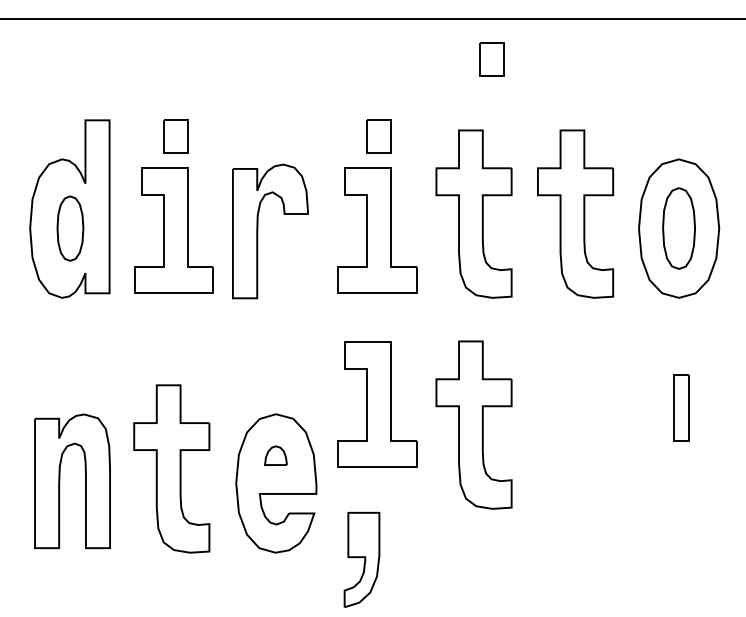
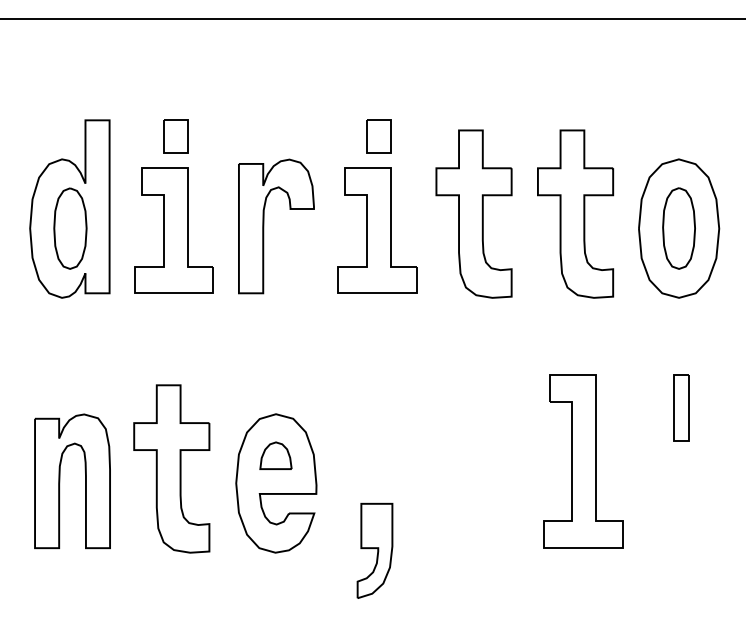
part: present -> none (491, 59)
part size: 29x67 px -> 35x83 px (70, 228)
part position: (258, 231) -> (264, 226) (264, 226)
part: present -> none (377, 404)
part: present -> none (473, 424)
part size: 24x21 px -> 34x29 px (275, 455)
part: none -> present (583, 461)
part position: (361, 559) -> (374, 550) (374, 550)
